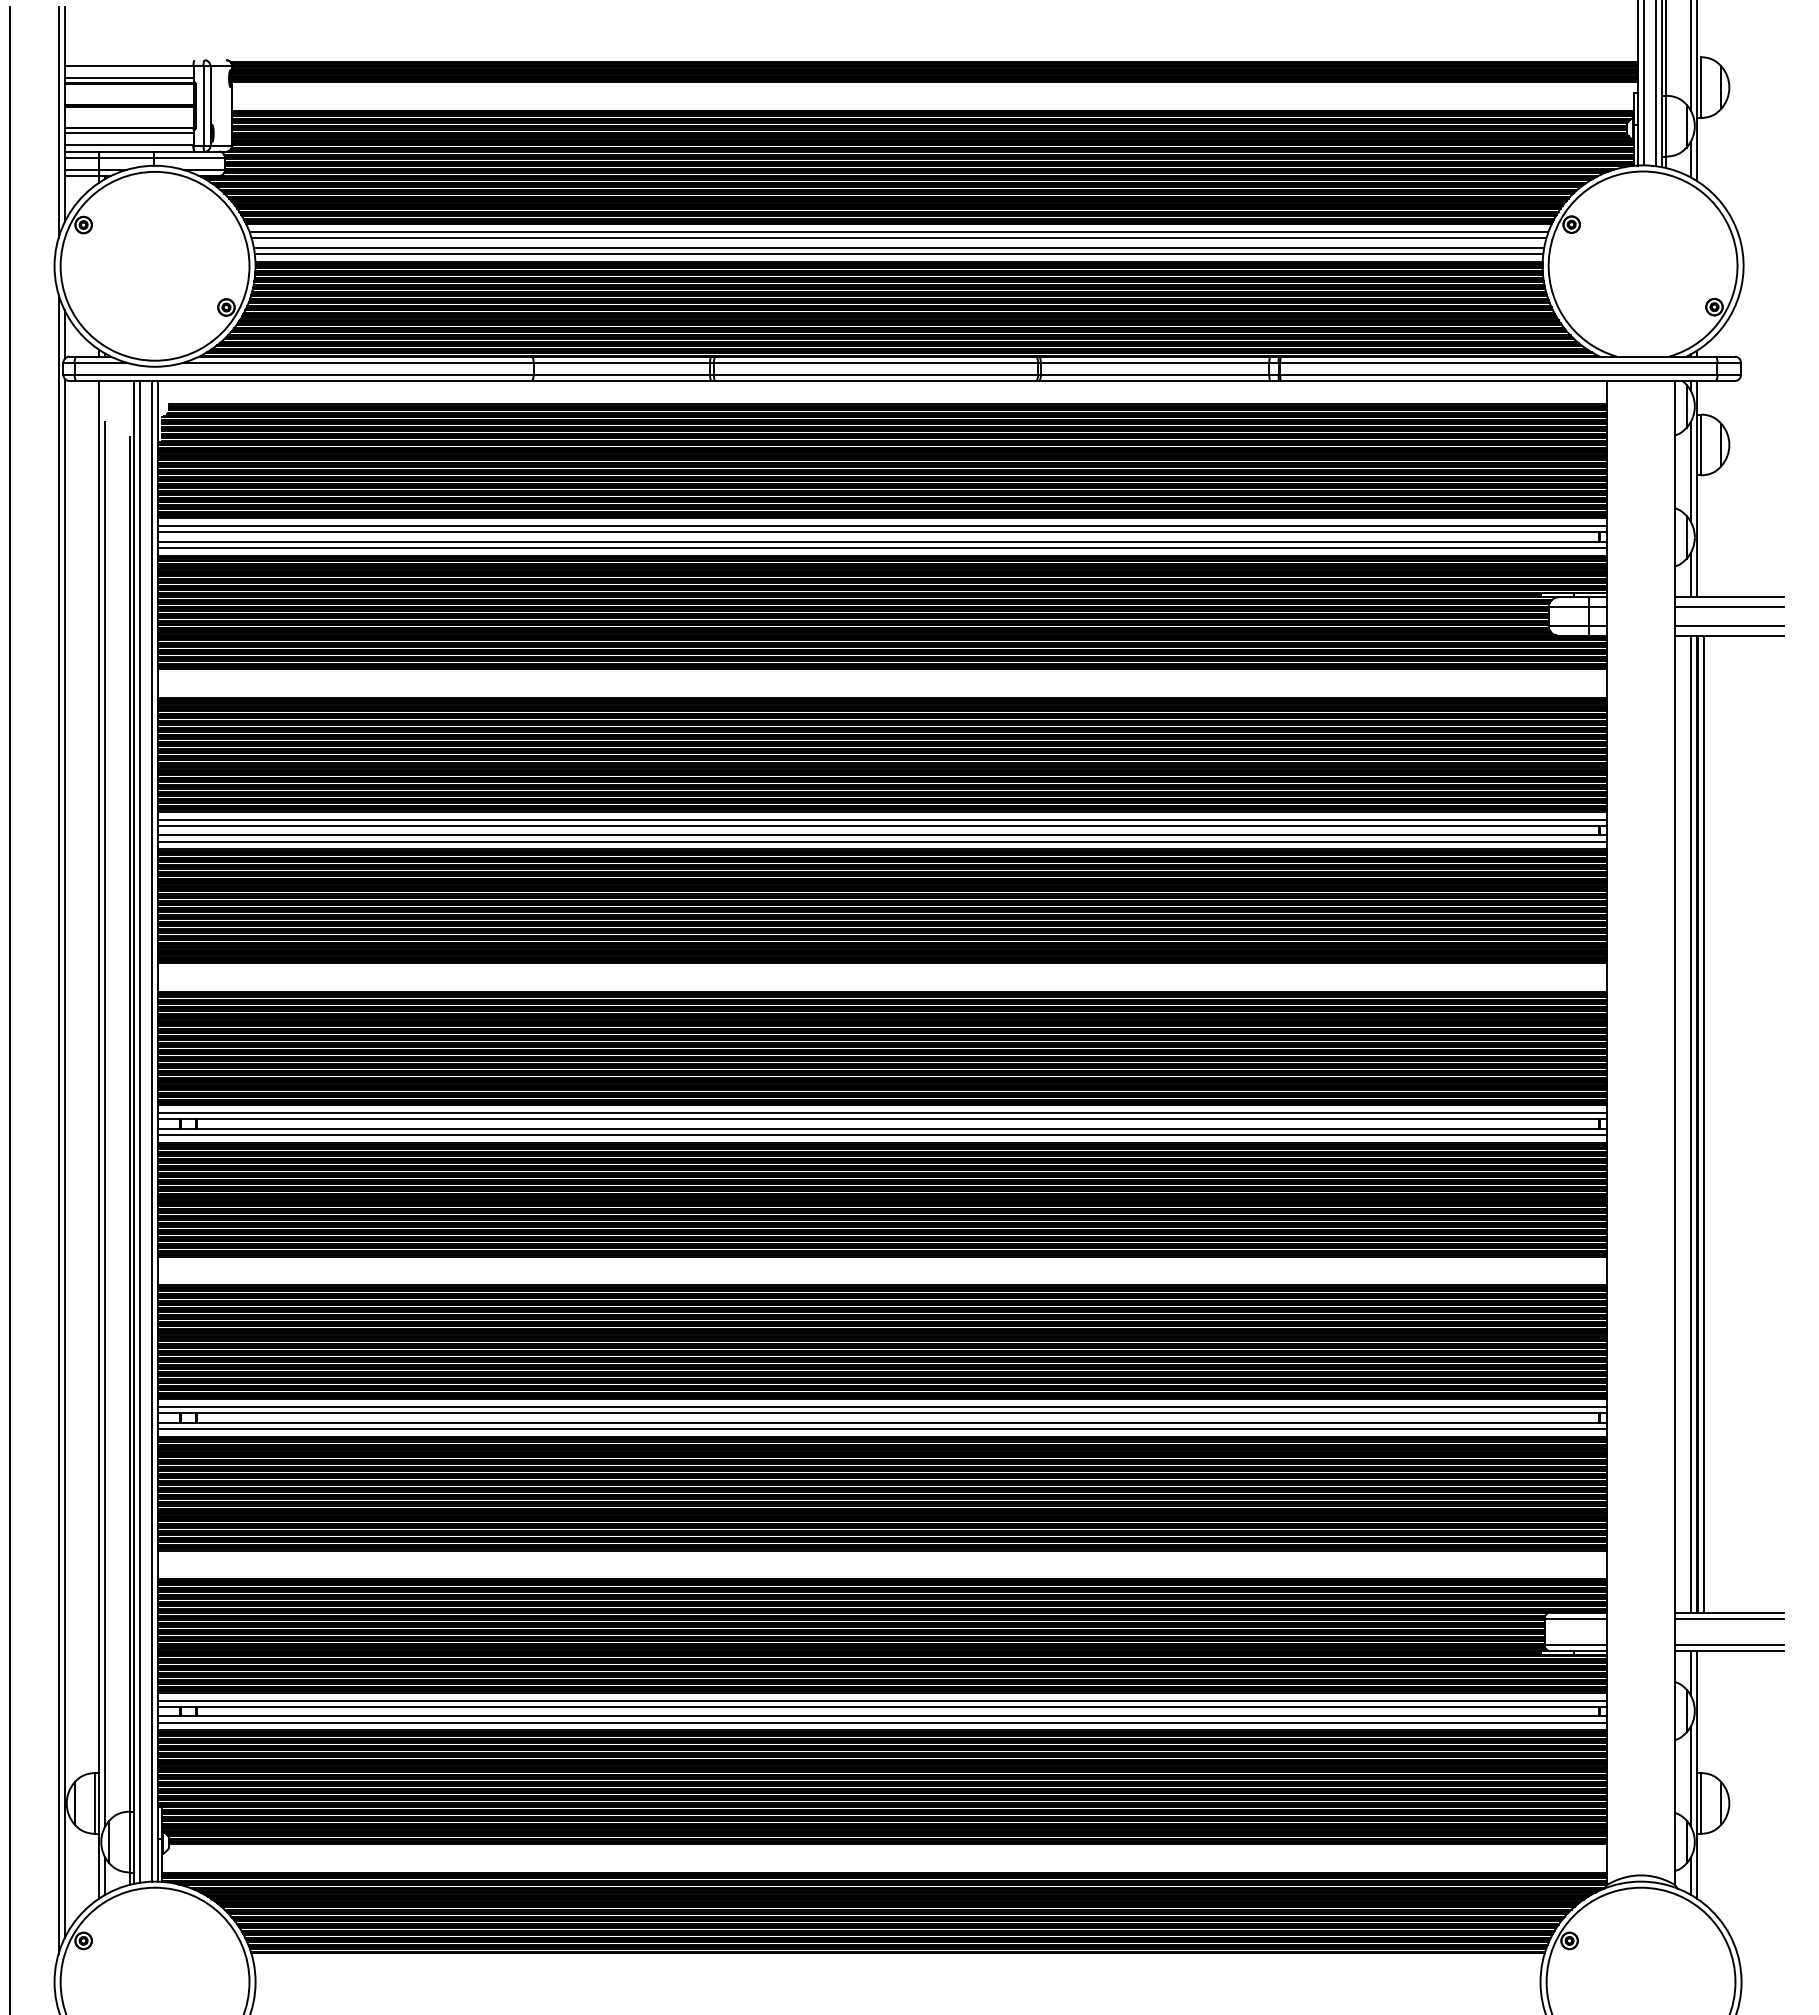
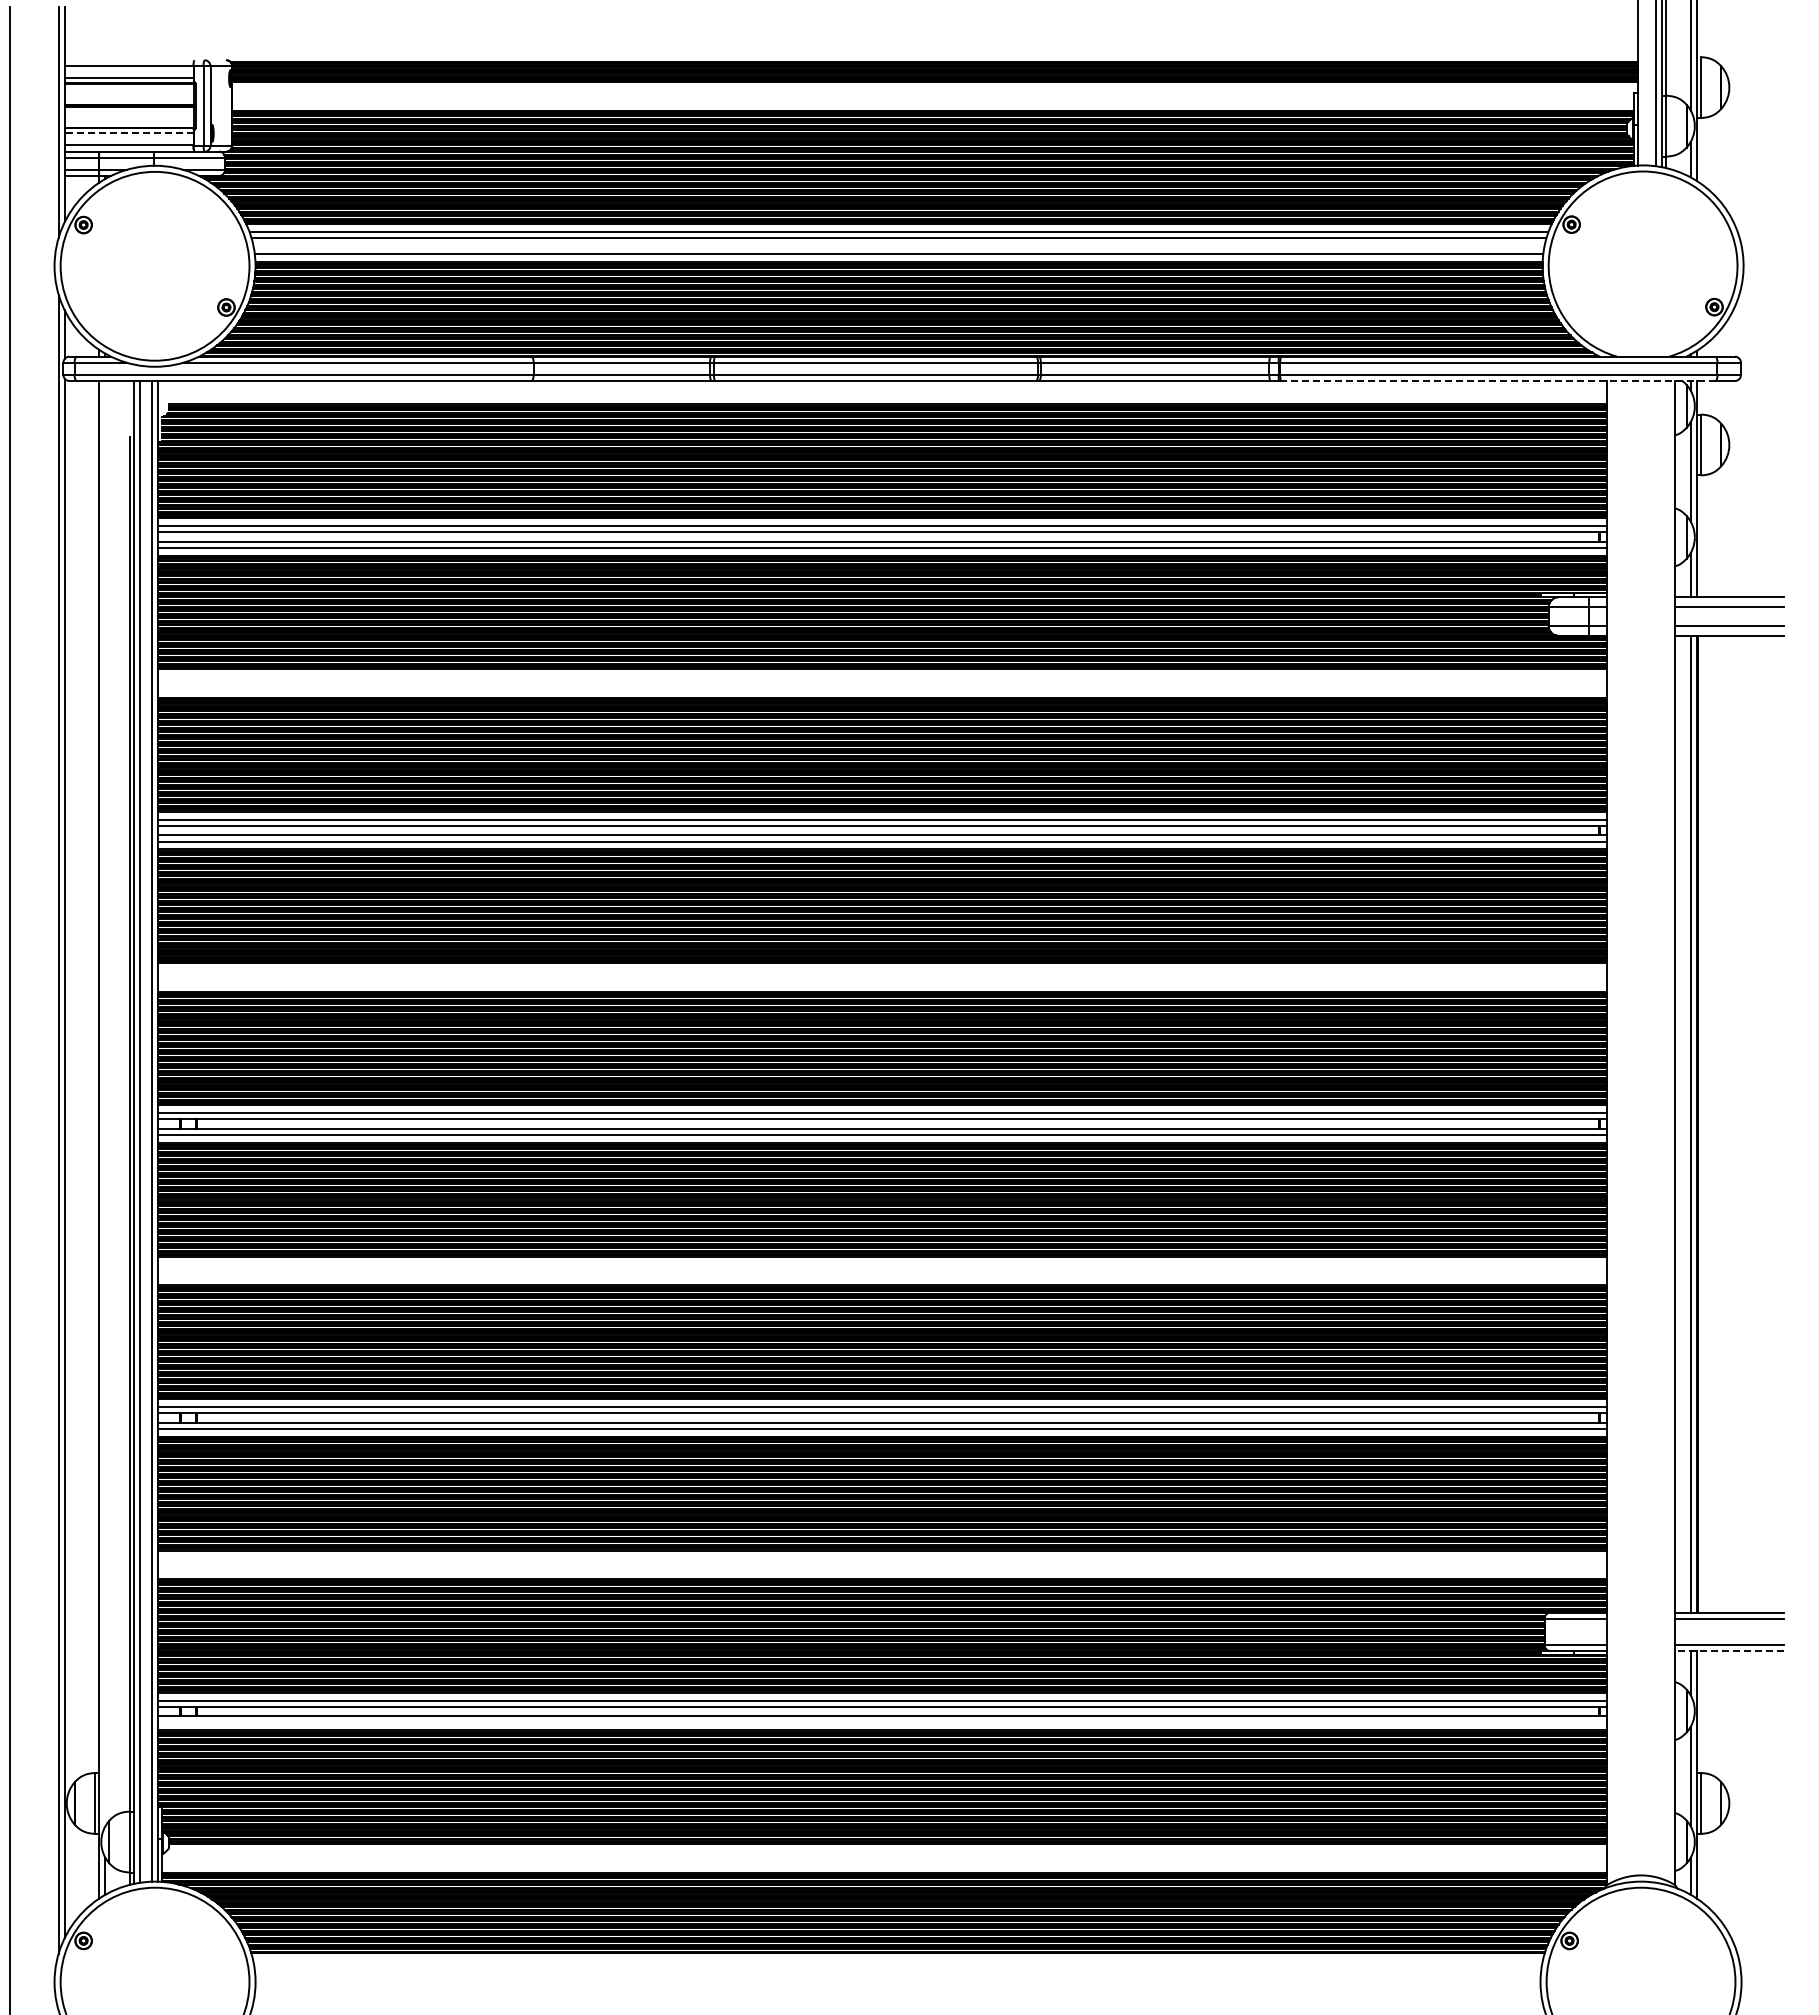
line: present -> none (1644, 83)
line: solid -> dashed (128, 133)
line: present -> none (898, 248)
line: solid -> dashed (1498, 381)
line: present -> none (1703, 1123)
line: present -> none (105, 1124)
line: solid -> dashed (1729, 1651)
line: present -> none (882, 1722)
